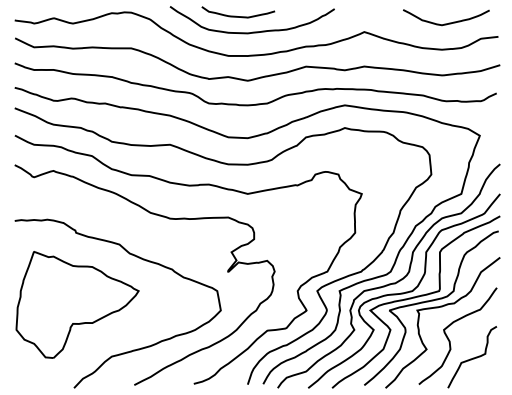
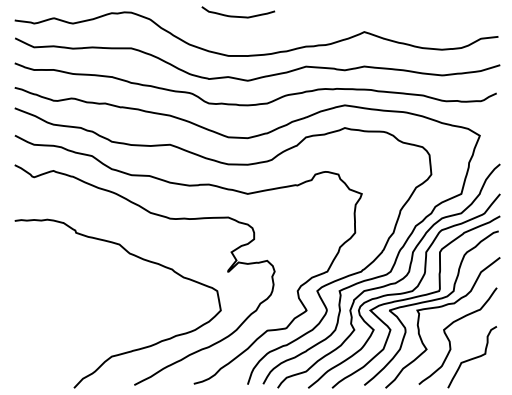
curve: present -> none (449, 22)
curve: present -> none (252, 31)
part: present -> none (77, 304)
